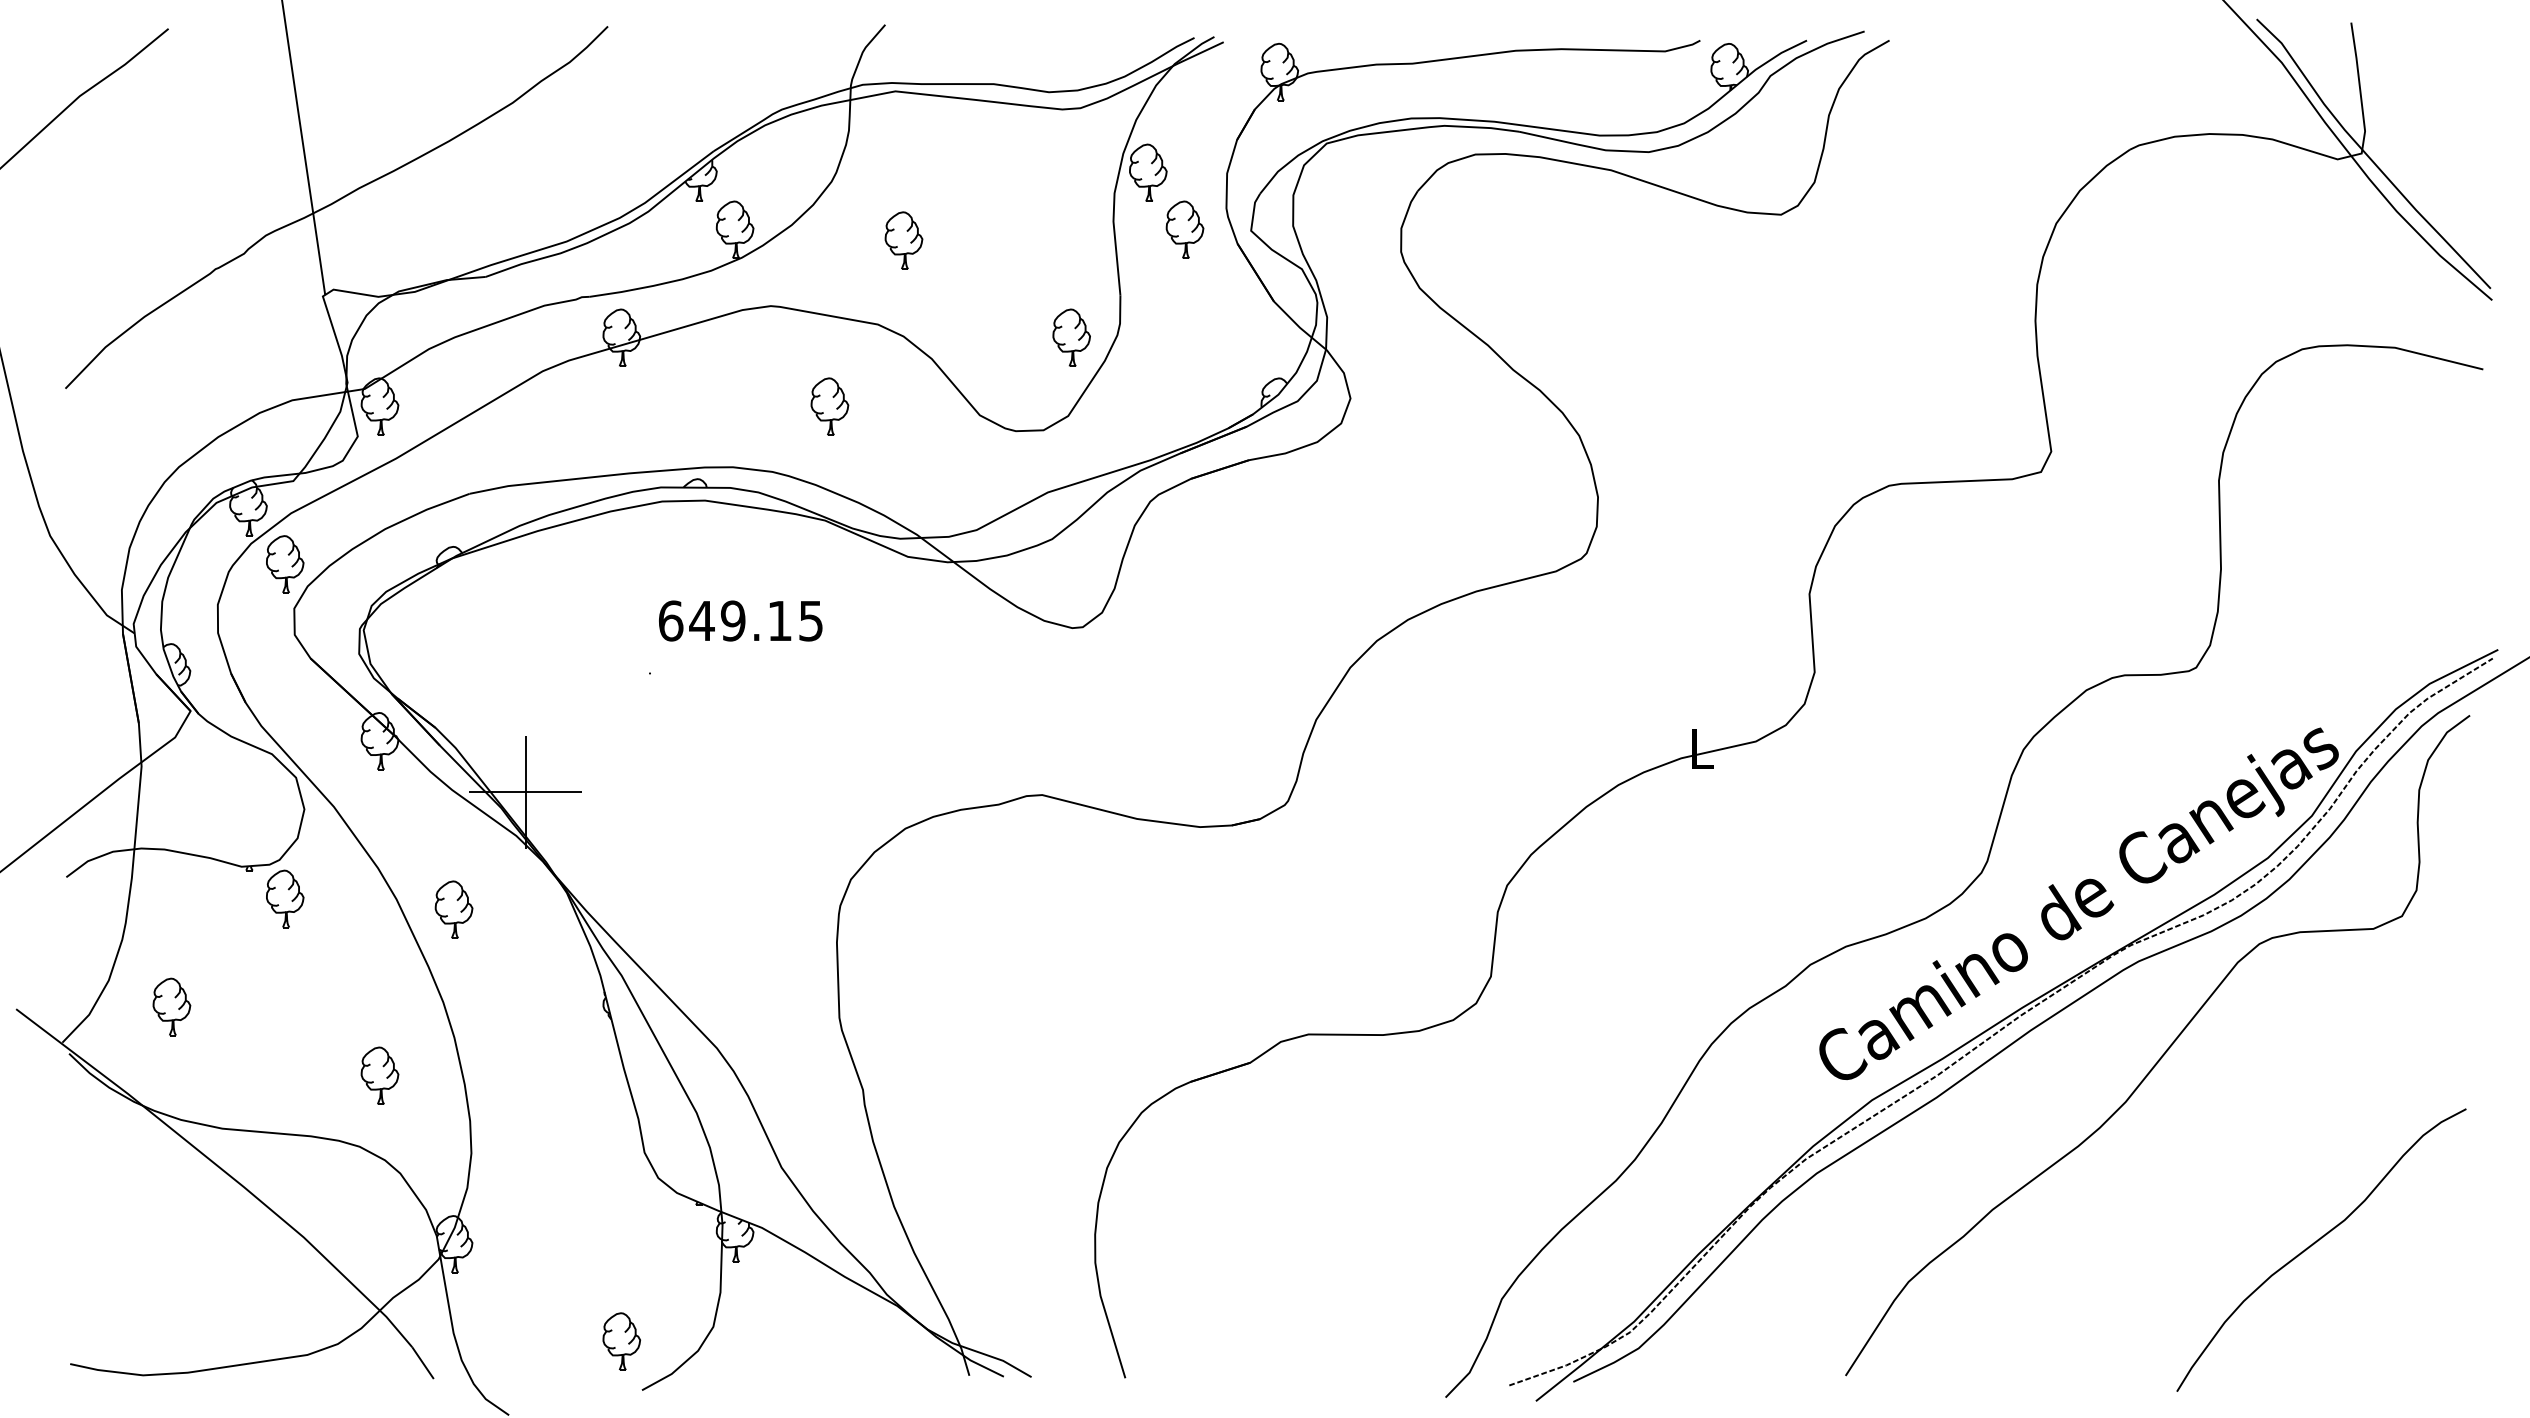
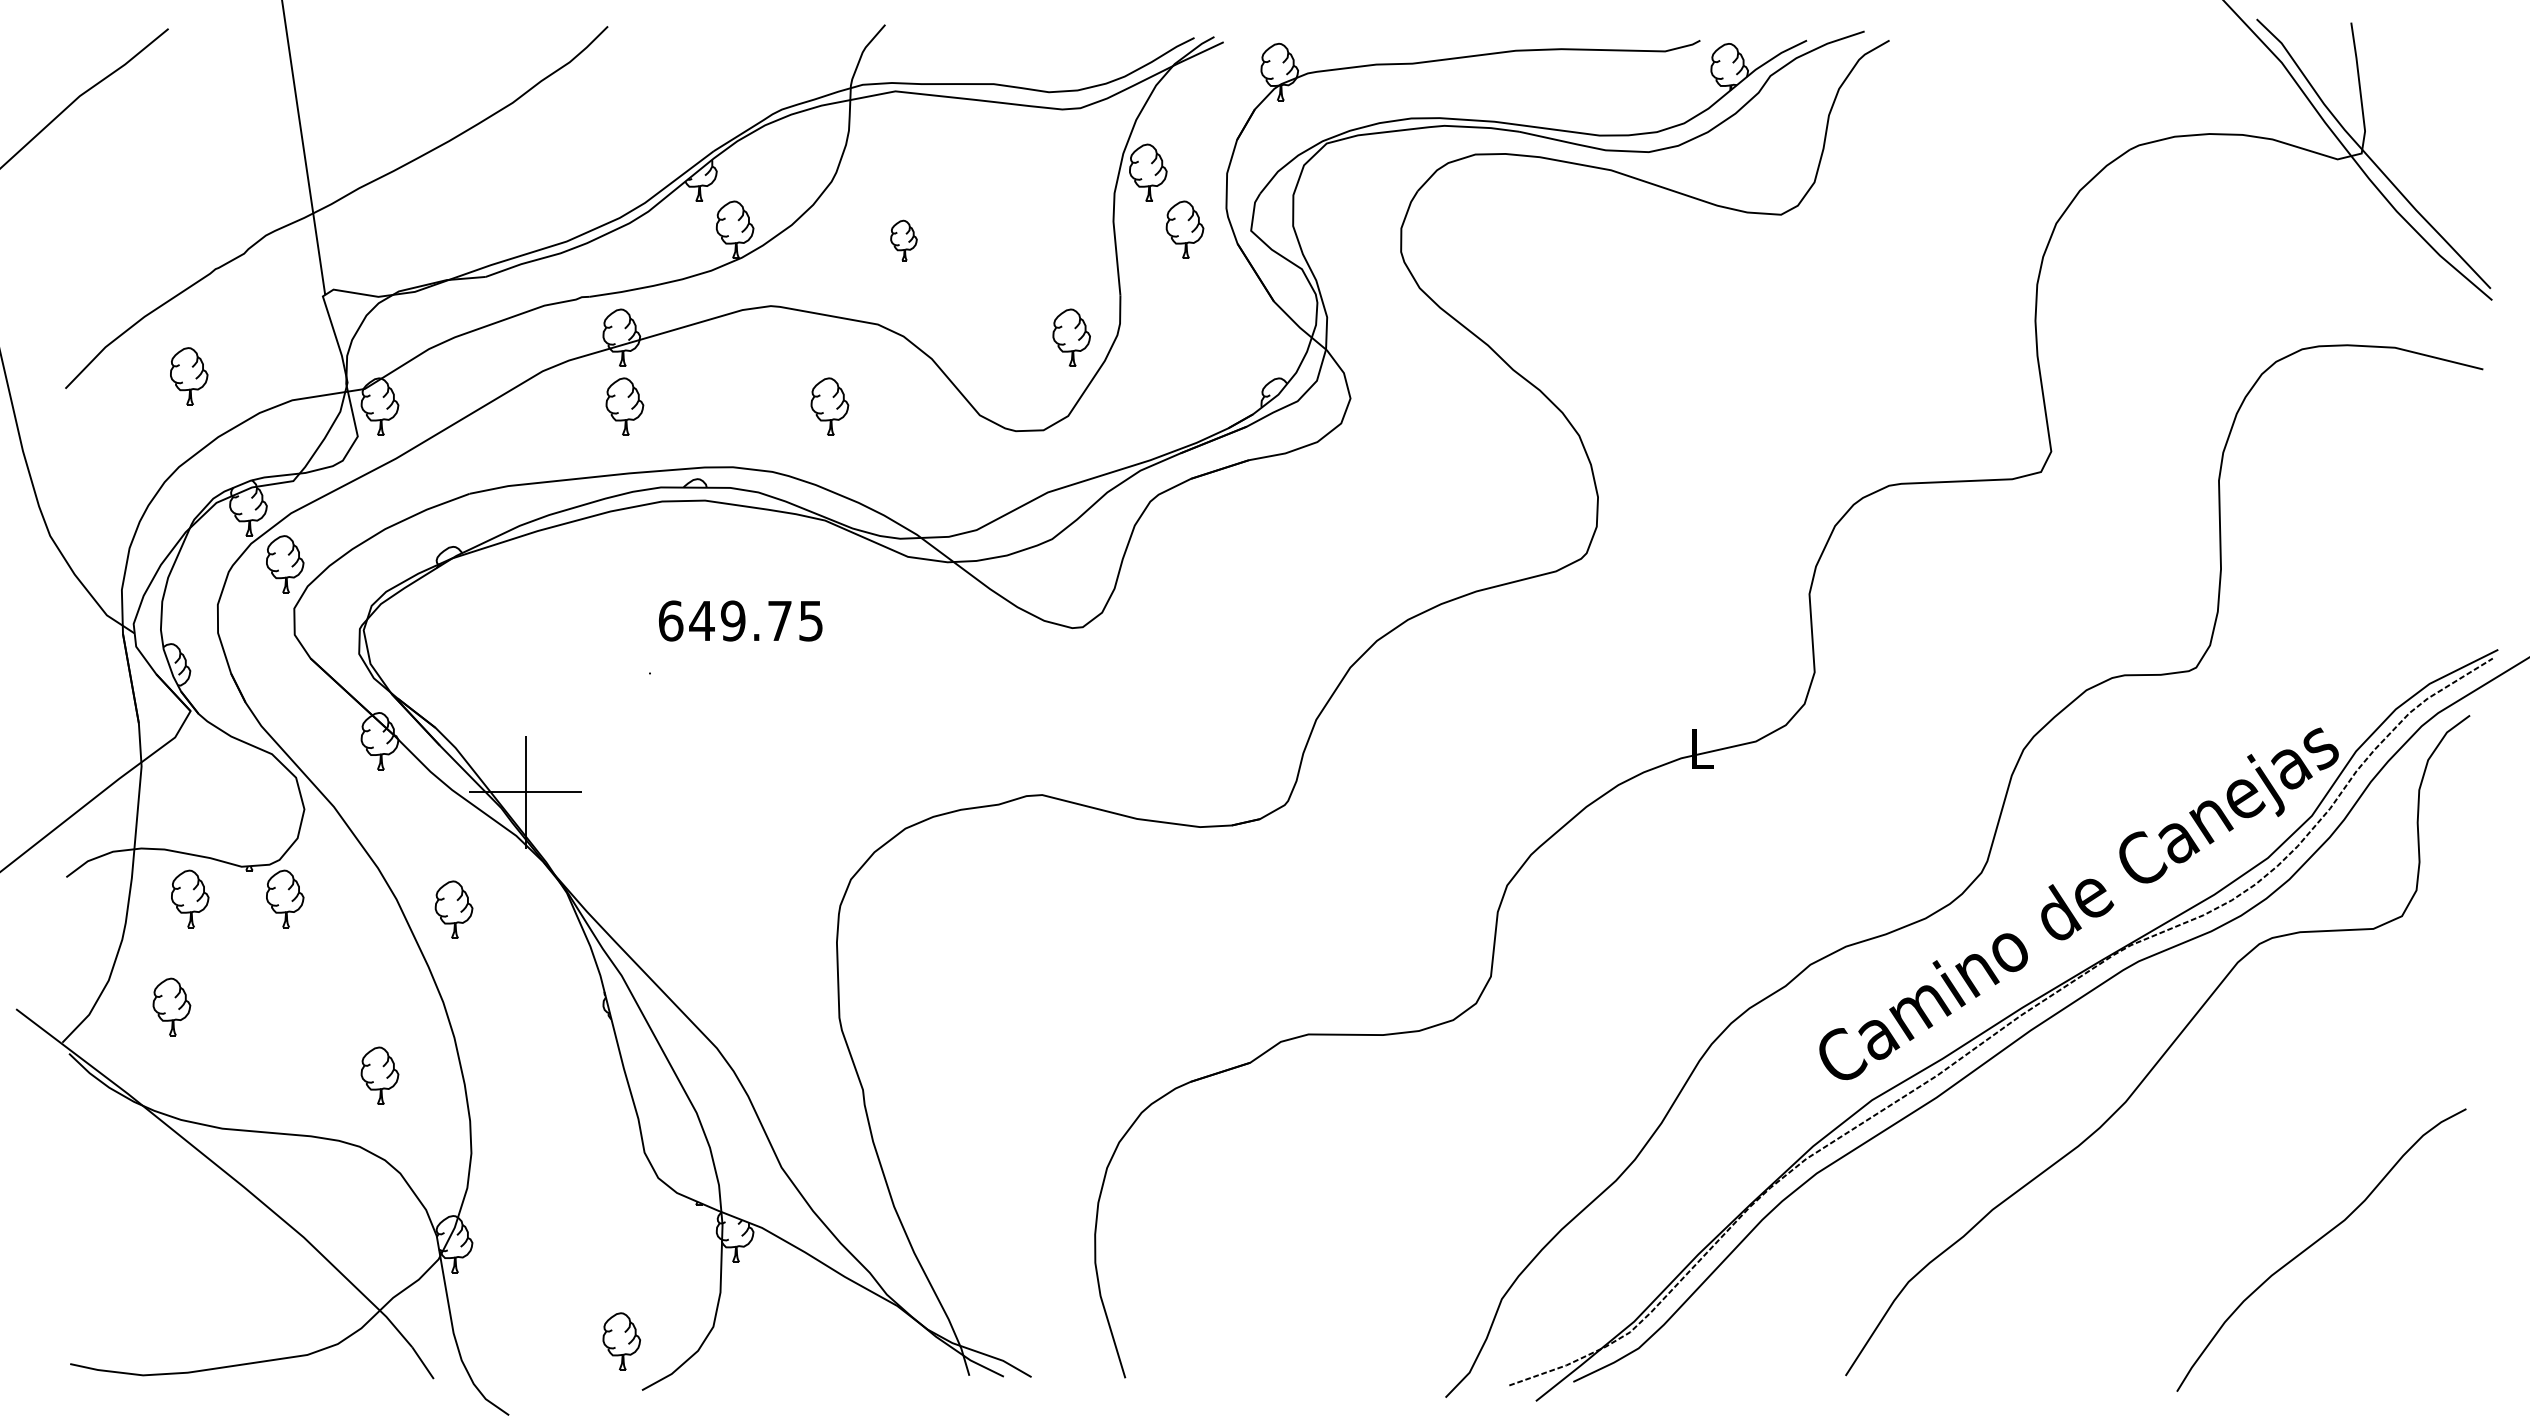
part size: 40x59 px -> 28x43 px (903, 240)
part: none -> present (189, 376)
part: none -> present (624, 406)
text: 649.15 -> 649.75 (779, 620)
part: none -> present (190, 898)
